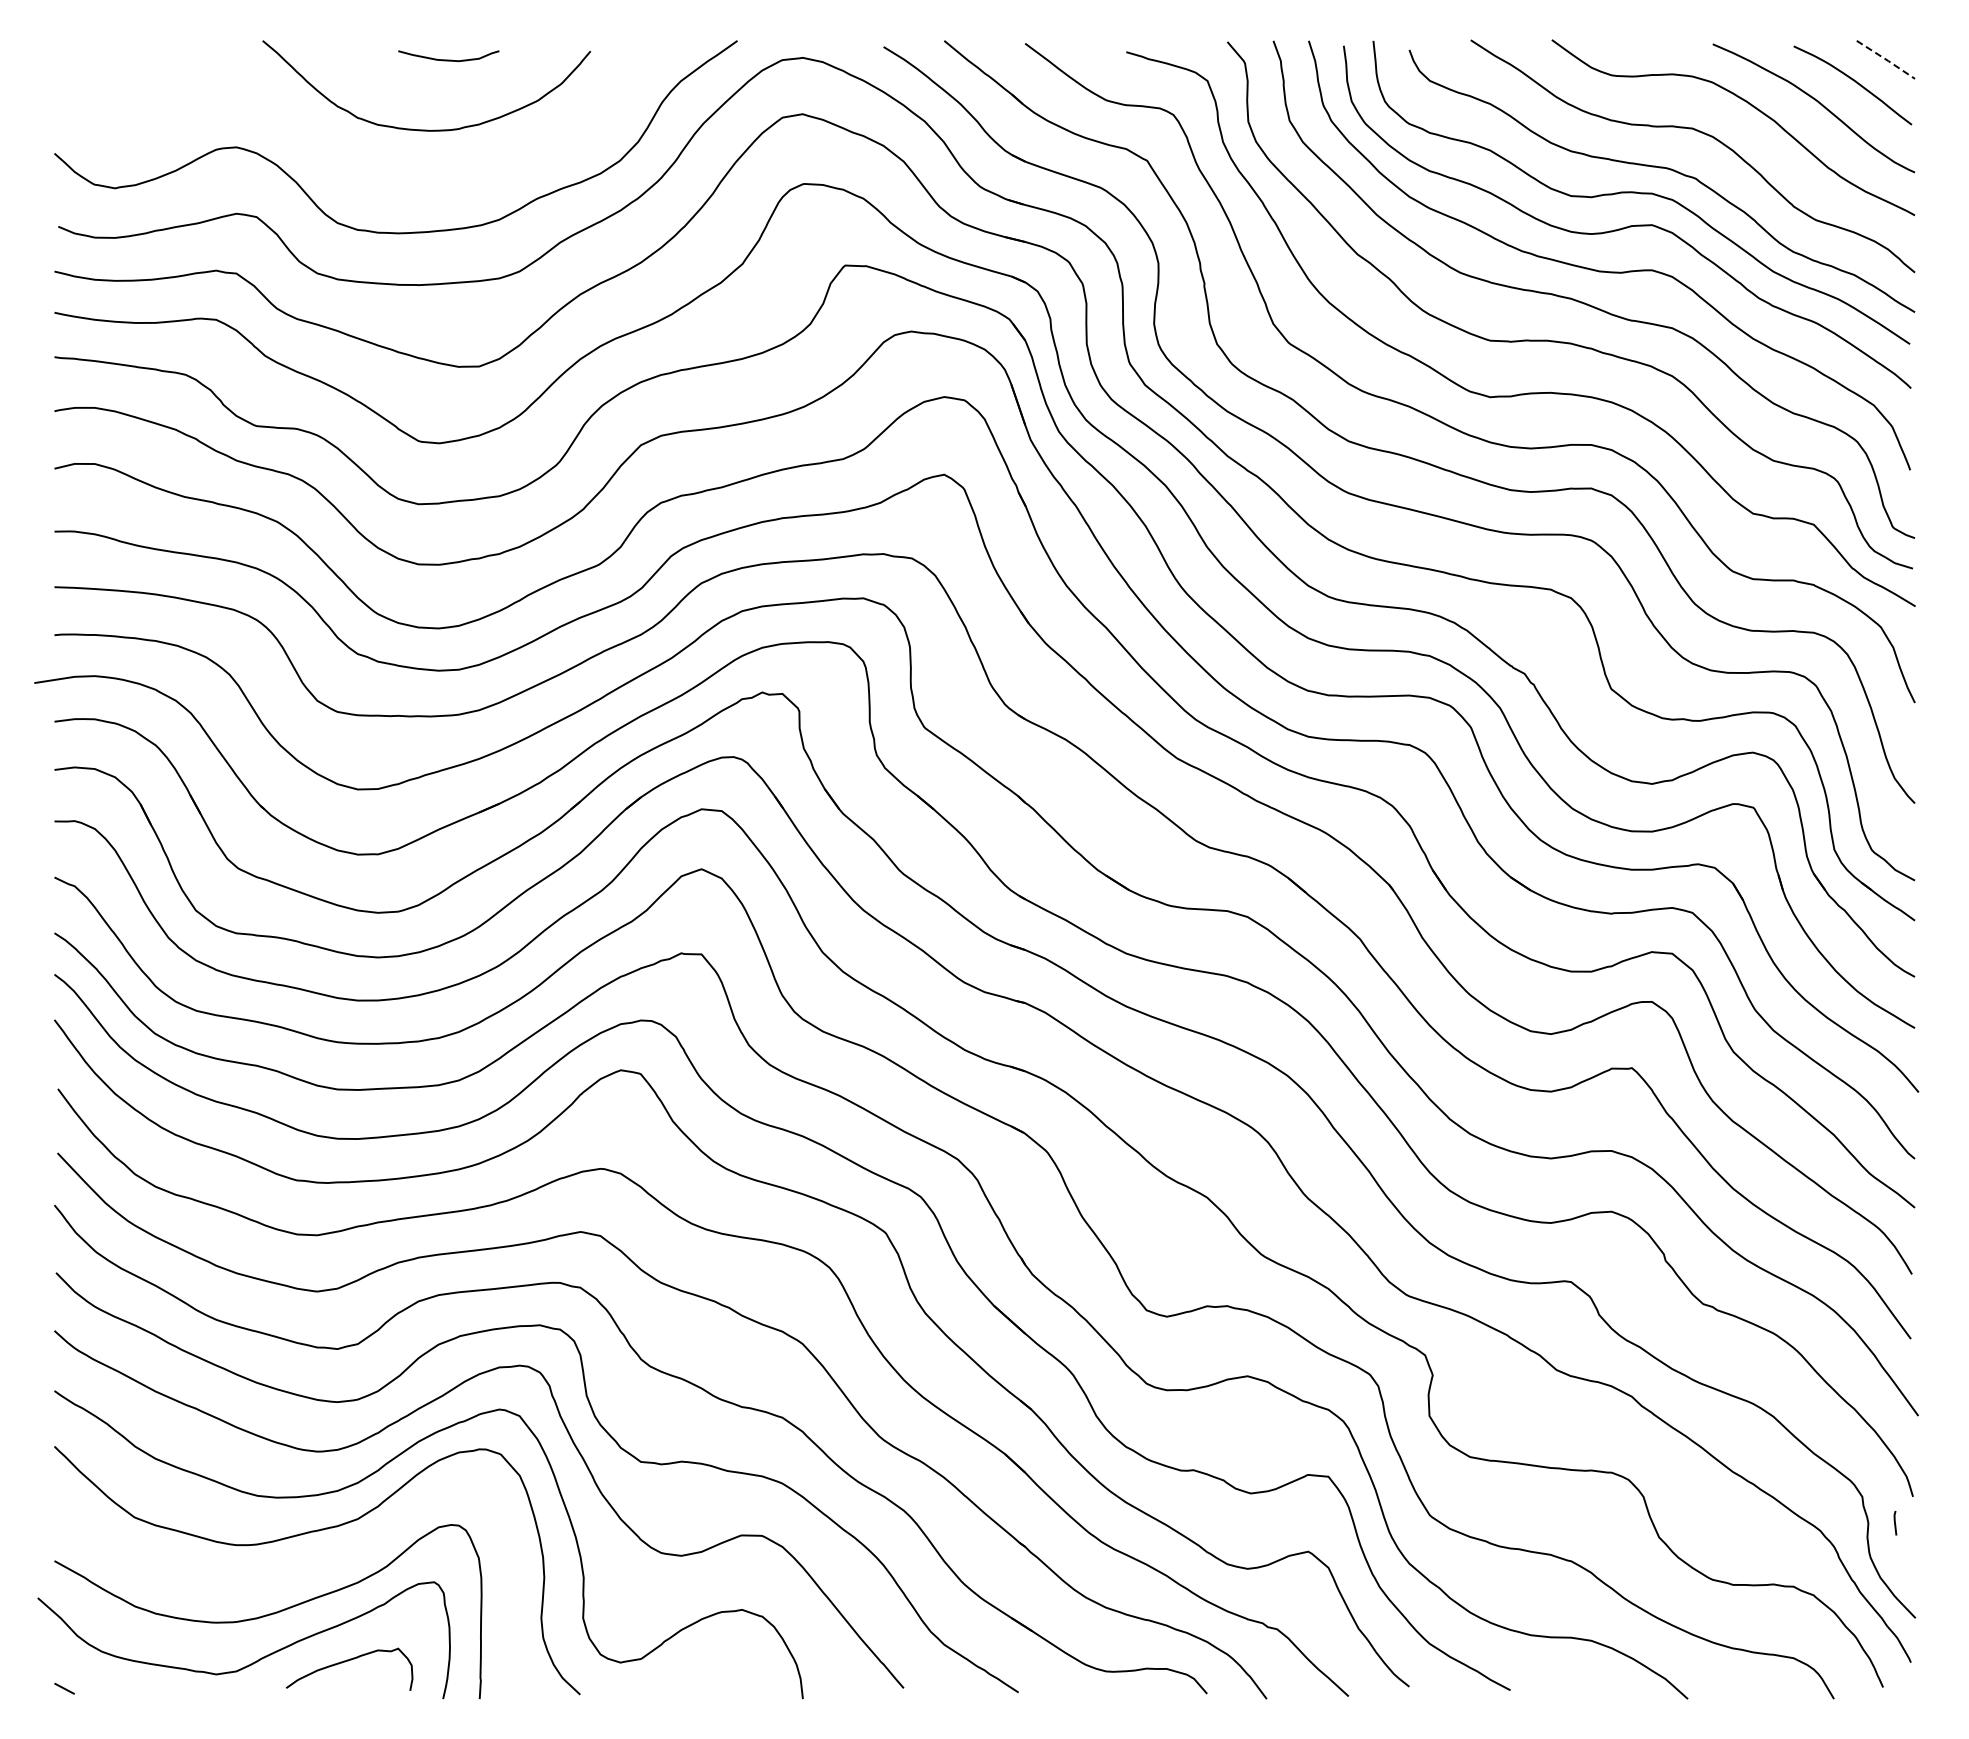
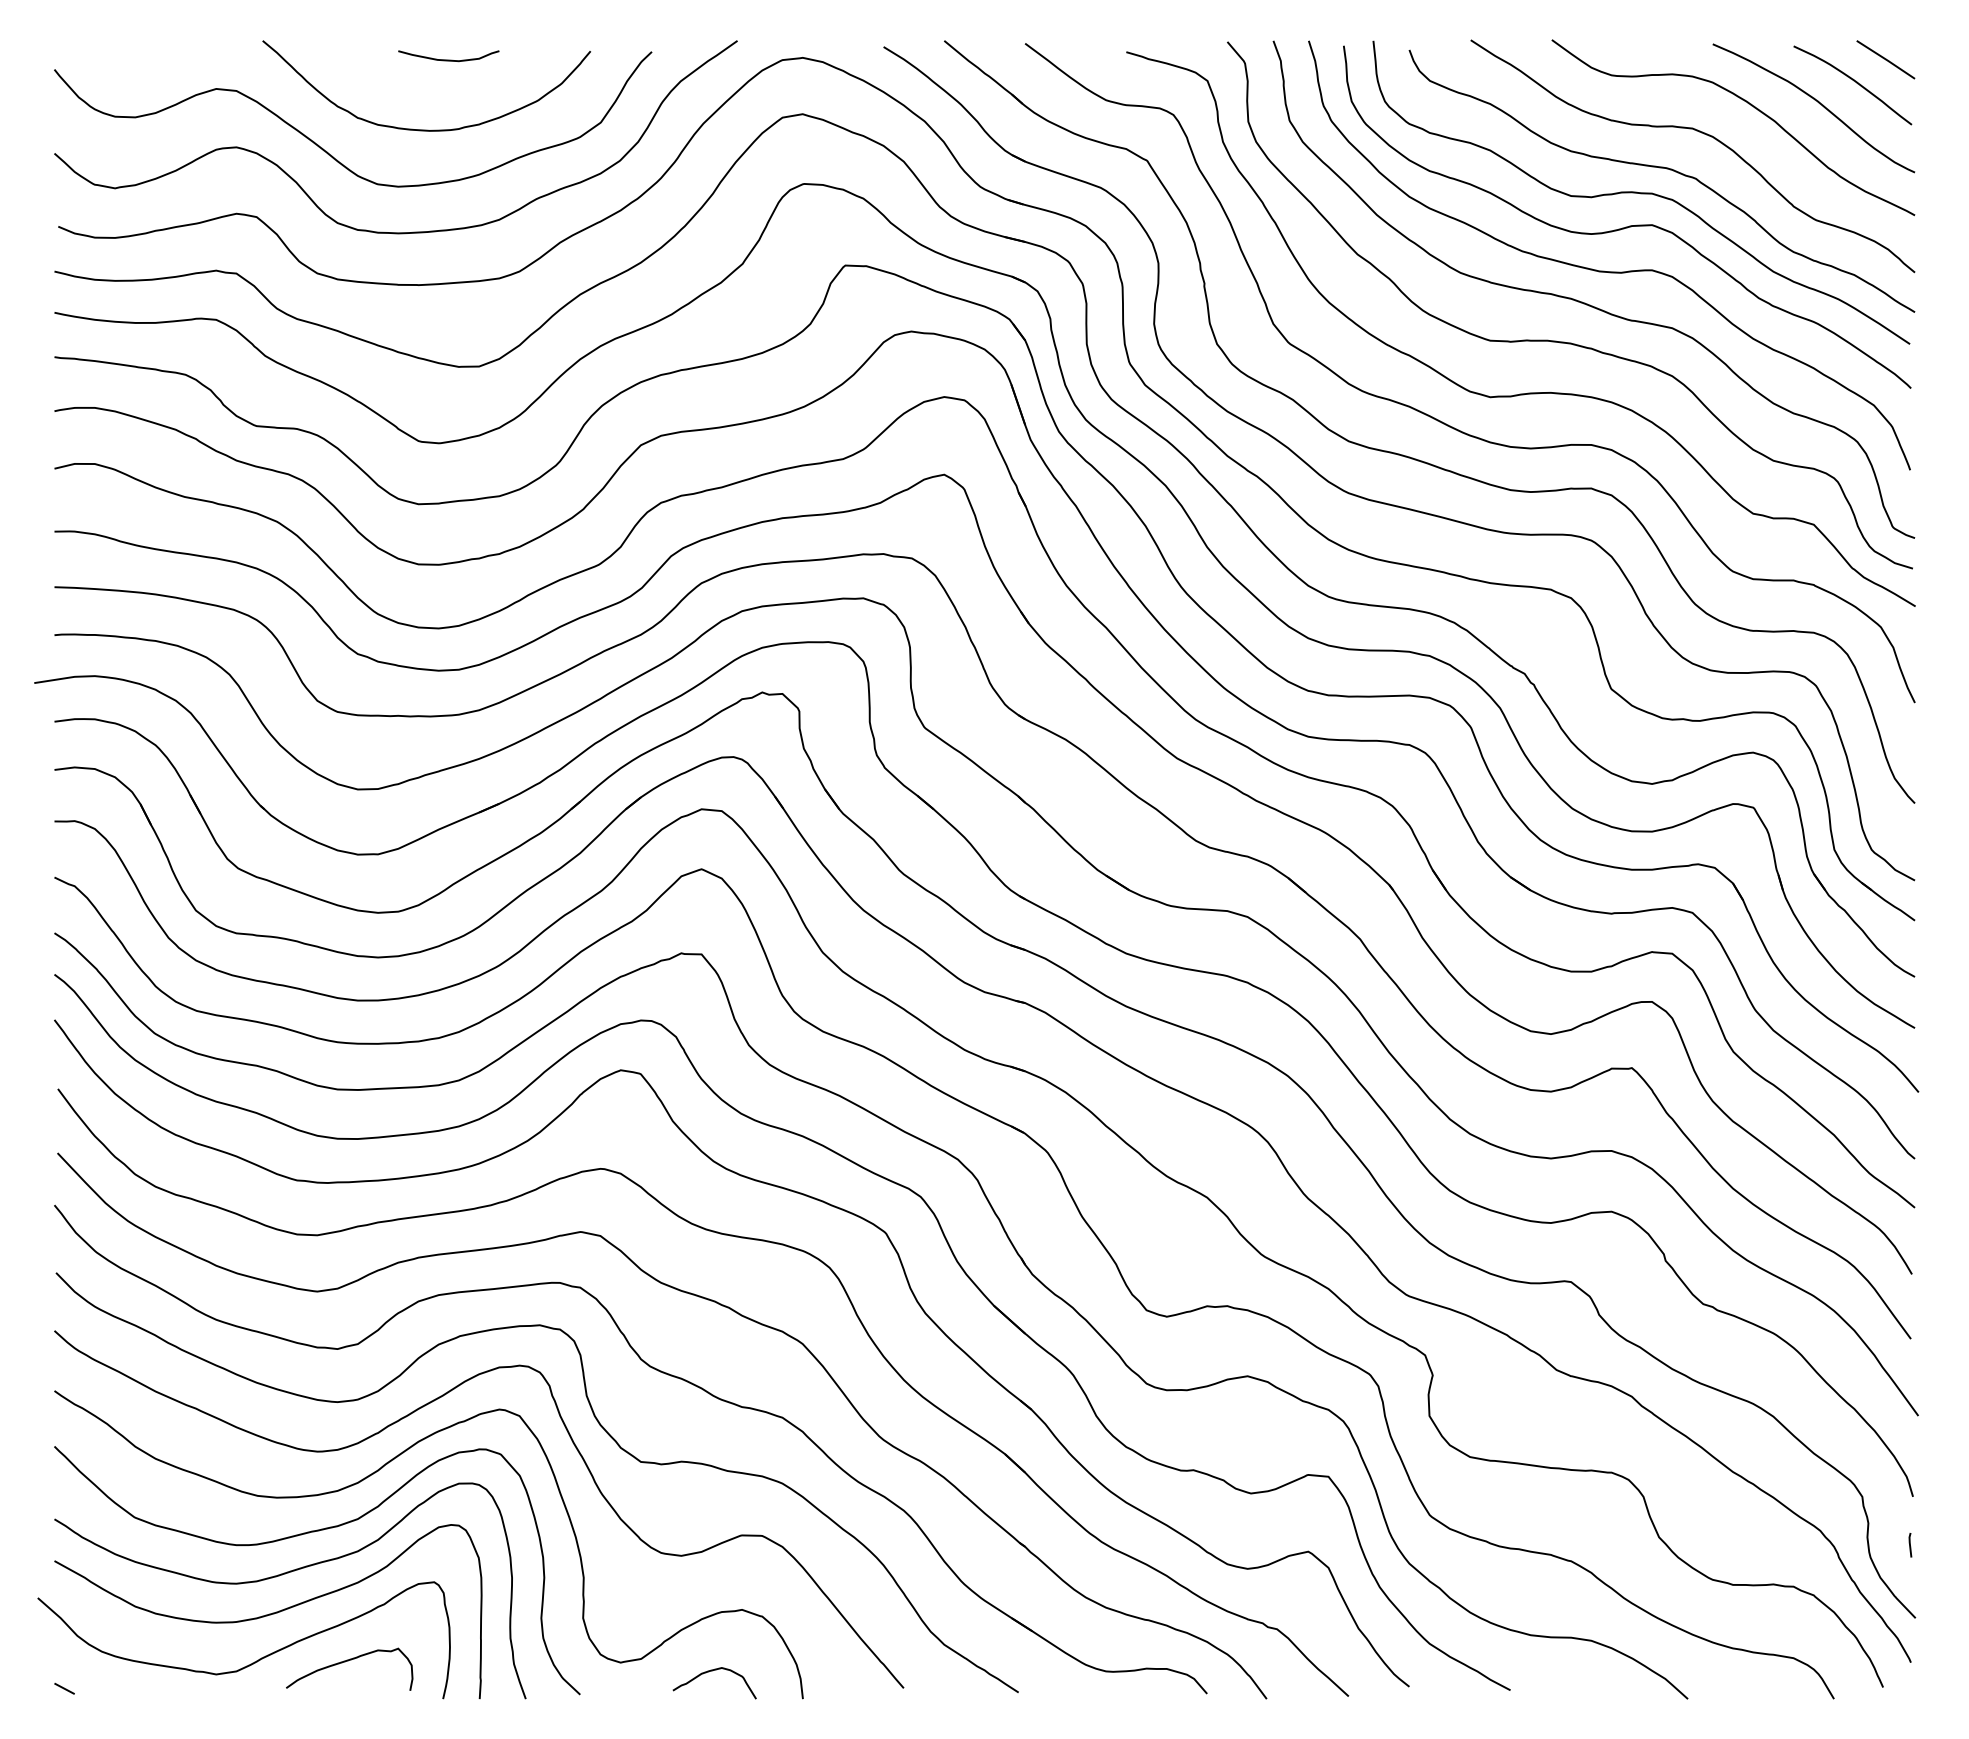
line: dashed -> solid (1886, 60)
curve: none -> present (327, 151)
line position: (1895, 1523) -> (1910, 1545) (1910, 1545)
curve: none -> present (285, 1574)
curve: none -> present (712, 1671)
